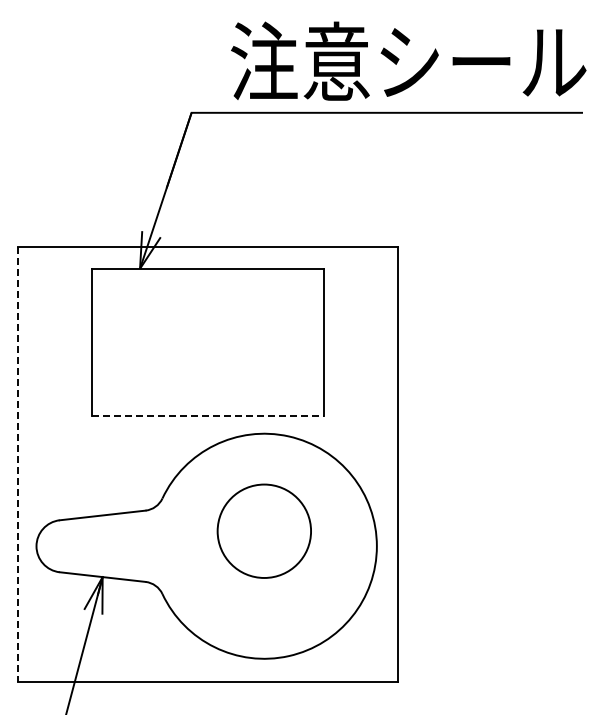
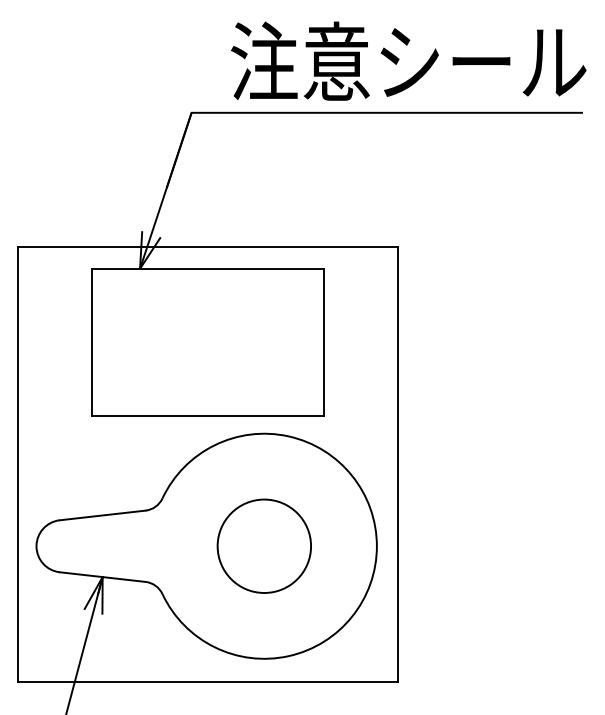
line: dashed -> solid (208, 416)
line: dashed -> solid (18, 464)
circle position: (263, 530) -> (263, 545) (263, 545)
